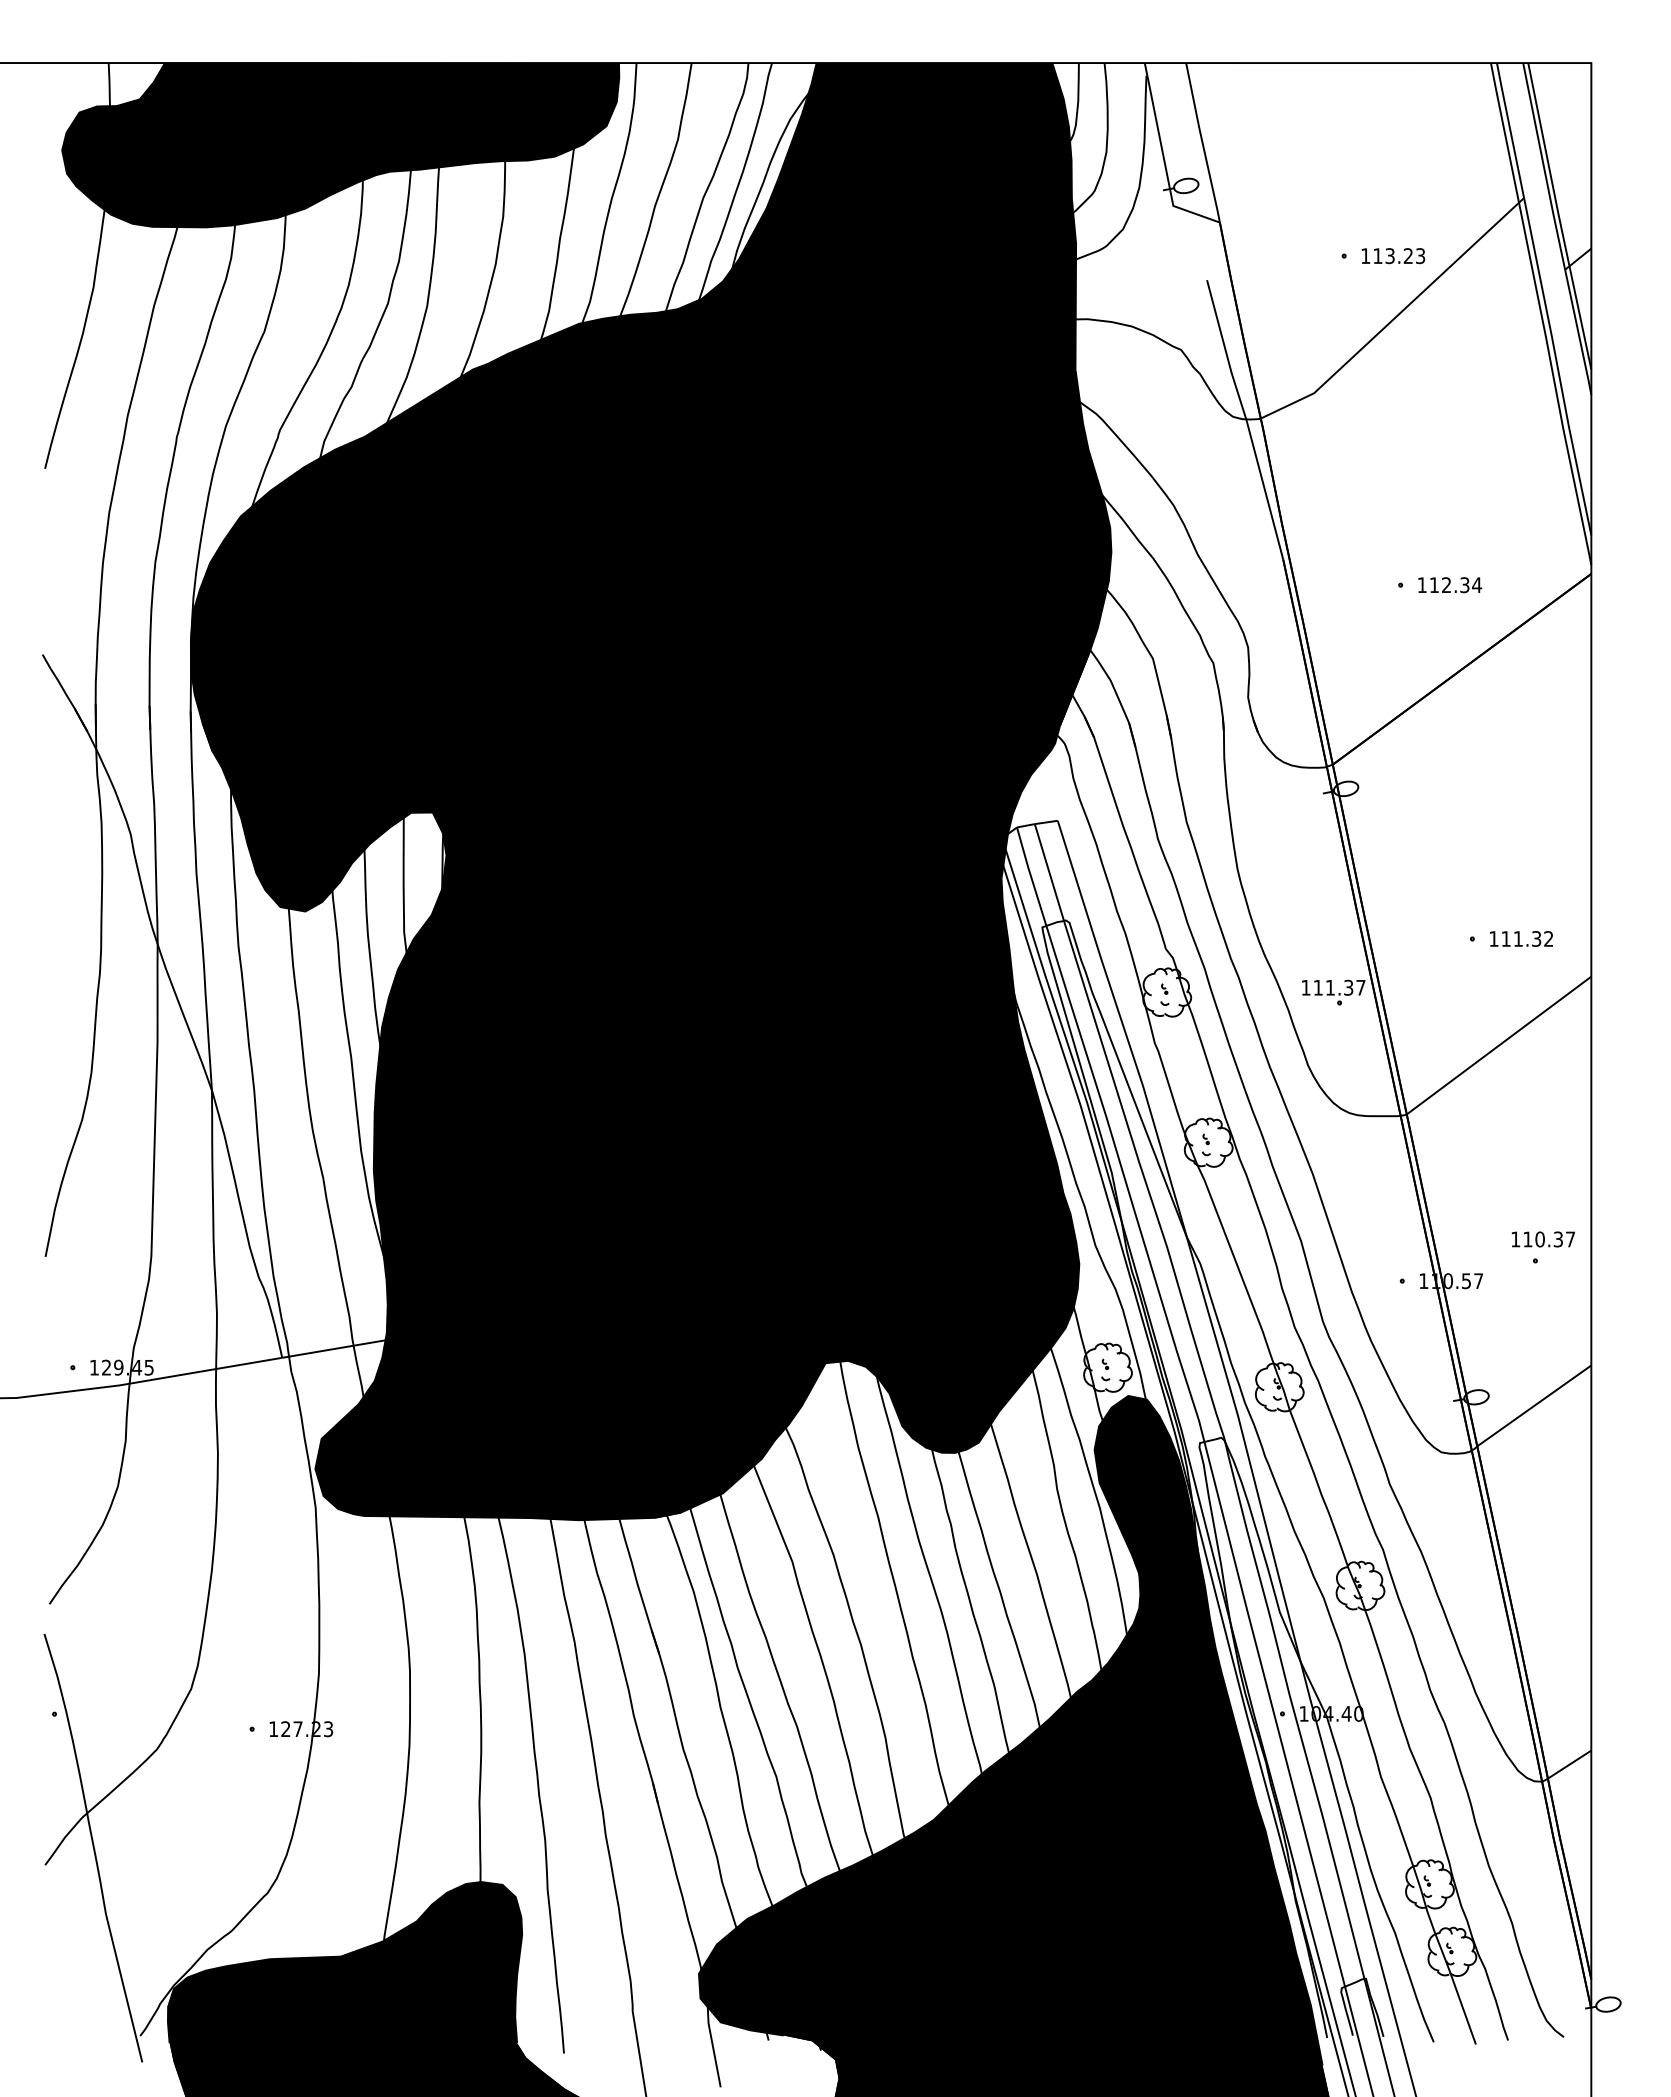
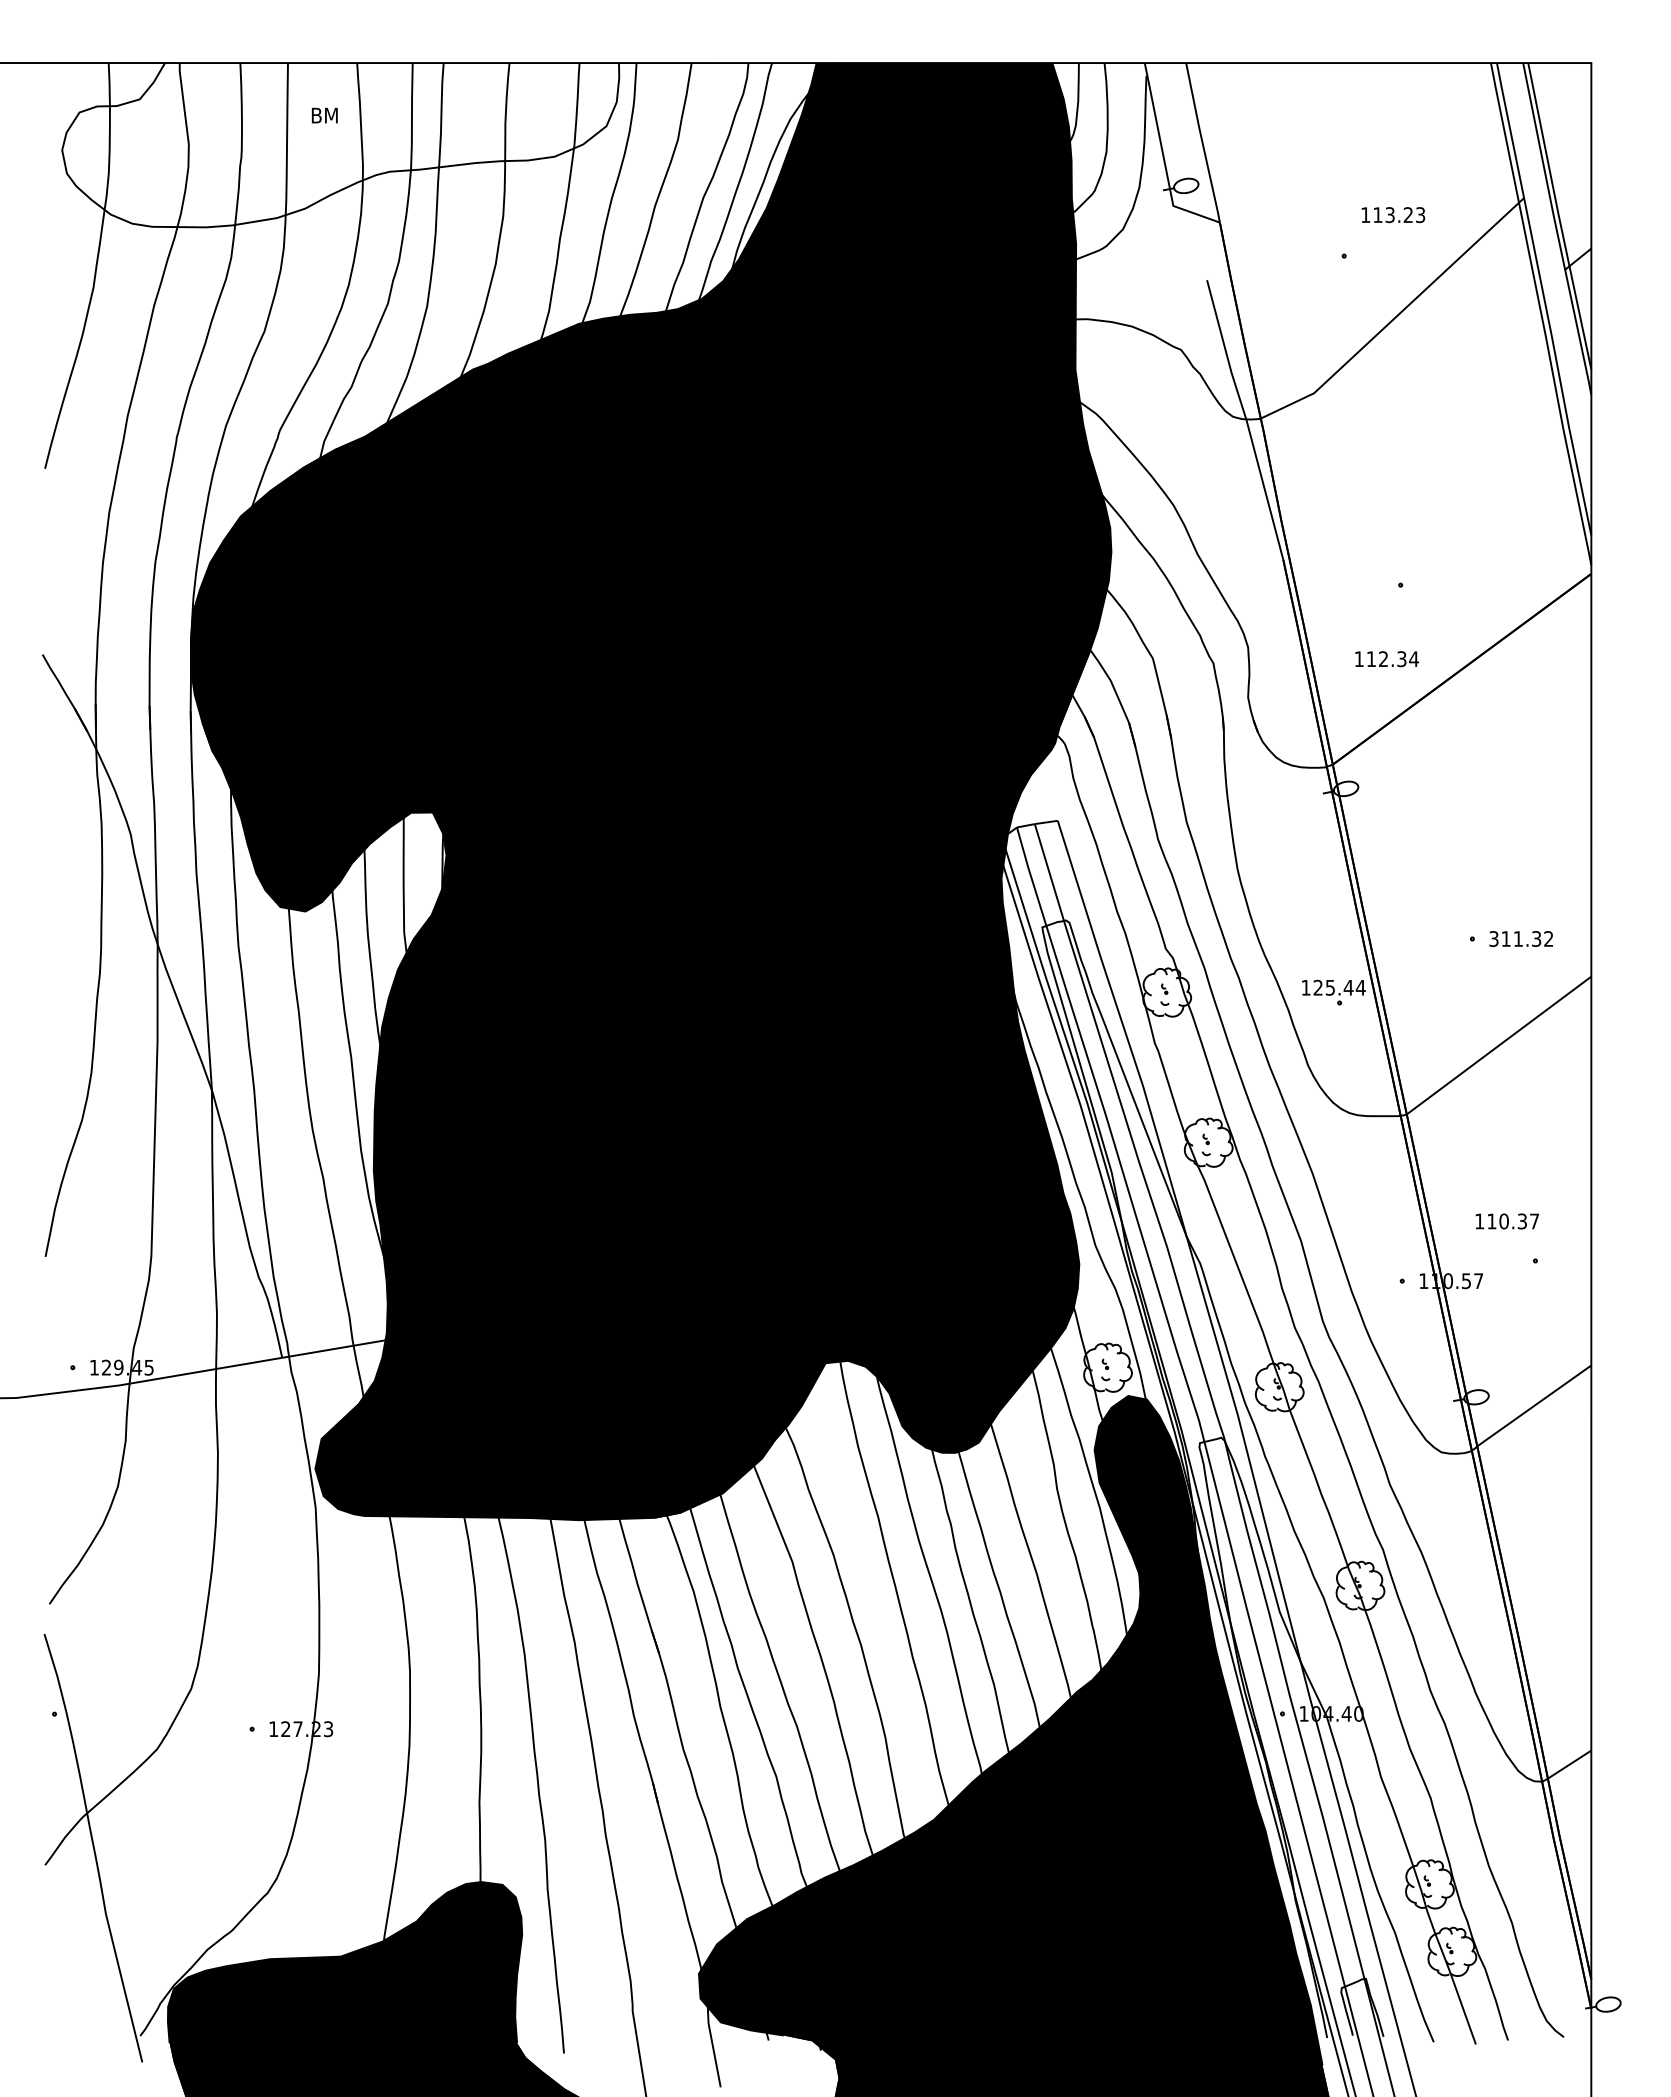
fill: present -> none (340, 145)
text position: (1393, 256) -> (1393, 215) (1393, 215)
text position: (1450, 585) -> (1387, 659) (1387, 659)
text: 111.32 -> 311.32 (1493, 938)
text: 111.37 -> 125.44 (1339, 987)
text position: (1542, 1239) -> (1506, 1221) (1506, 1221)
